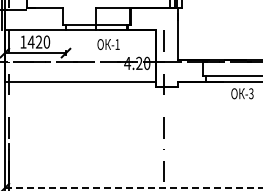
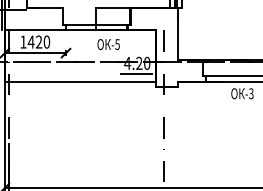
text: -1 -> -5 (117, 44)
line: none -> present (136, 74)
line: dashed -> solid (133, 188)
